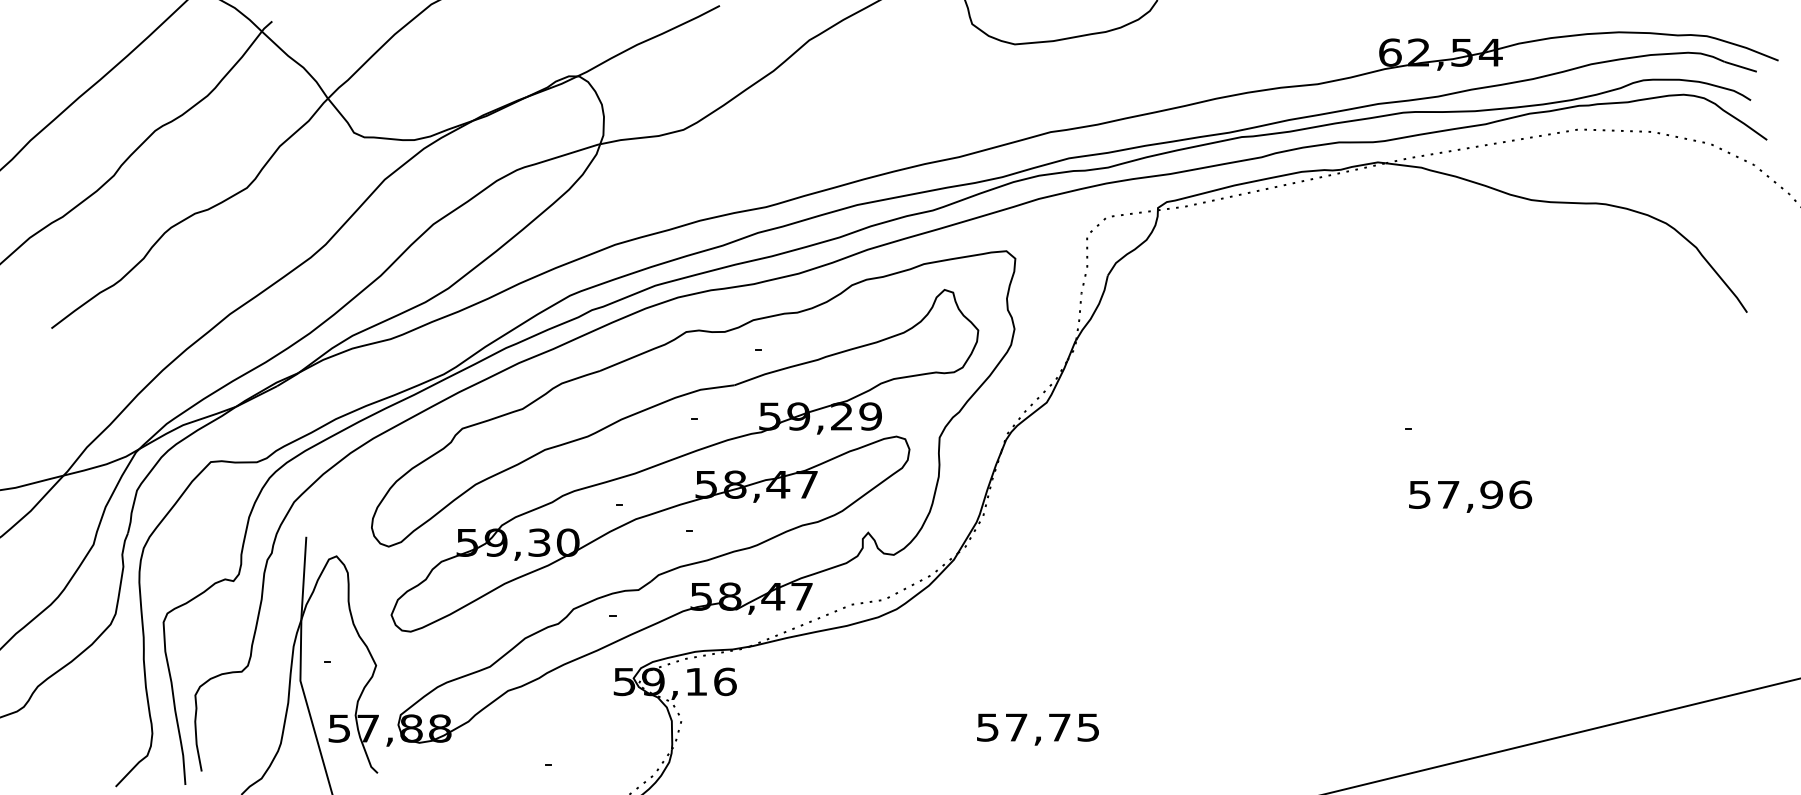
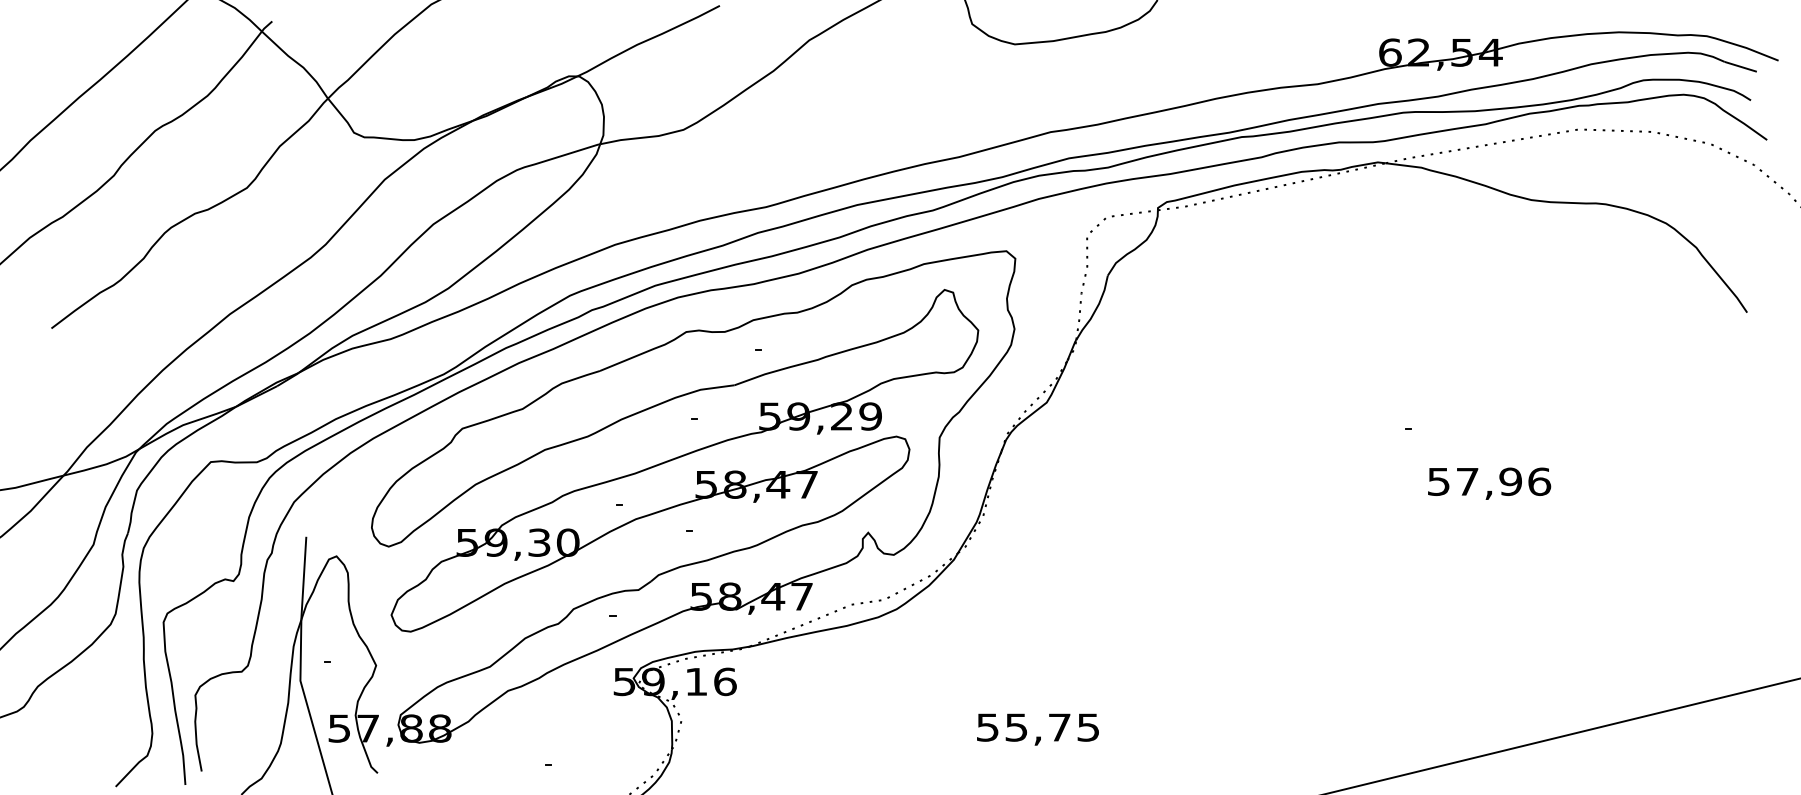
text position: (1470, 496) -> (1489, 483) (1489, 483)
text: 57,75 -> 55,75 (1016, 727)
